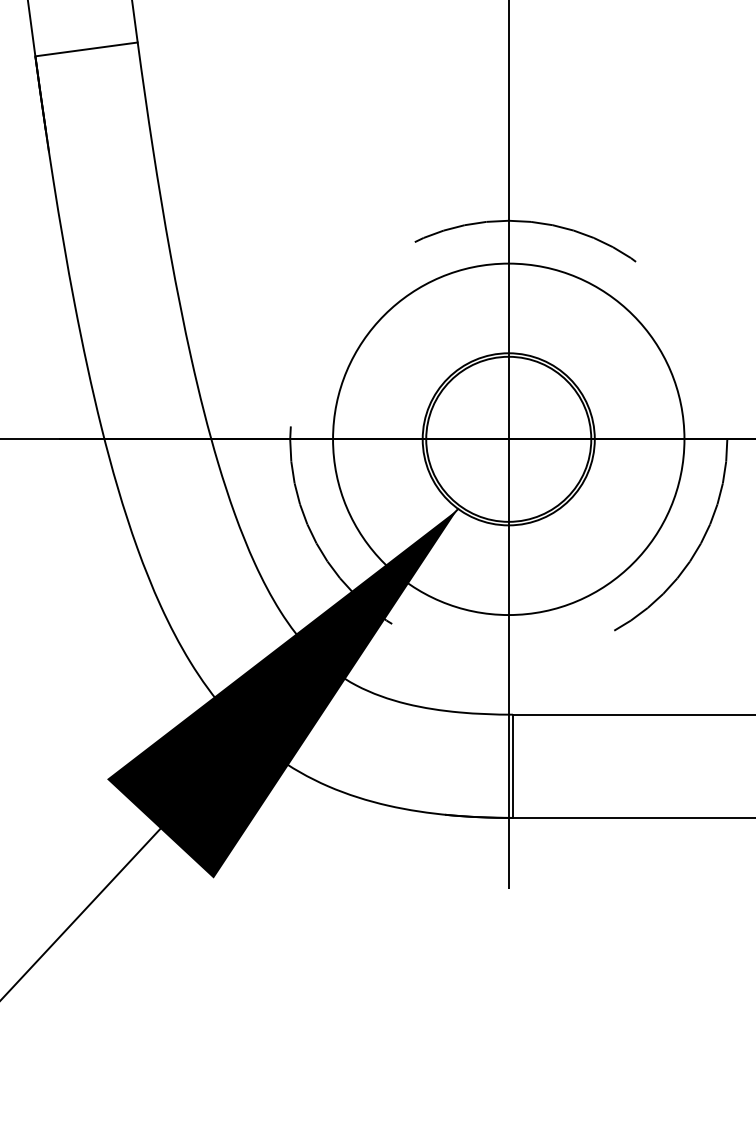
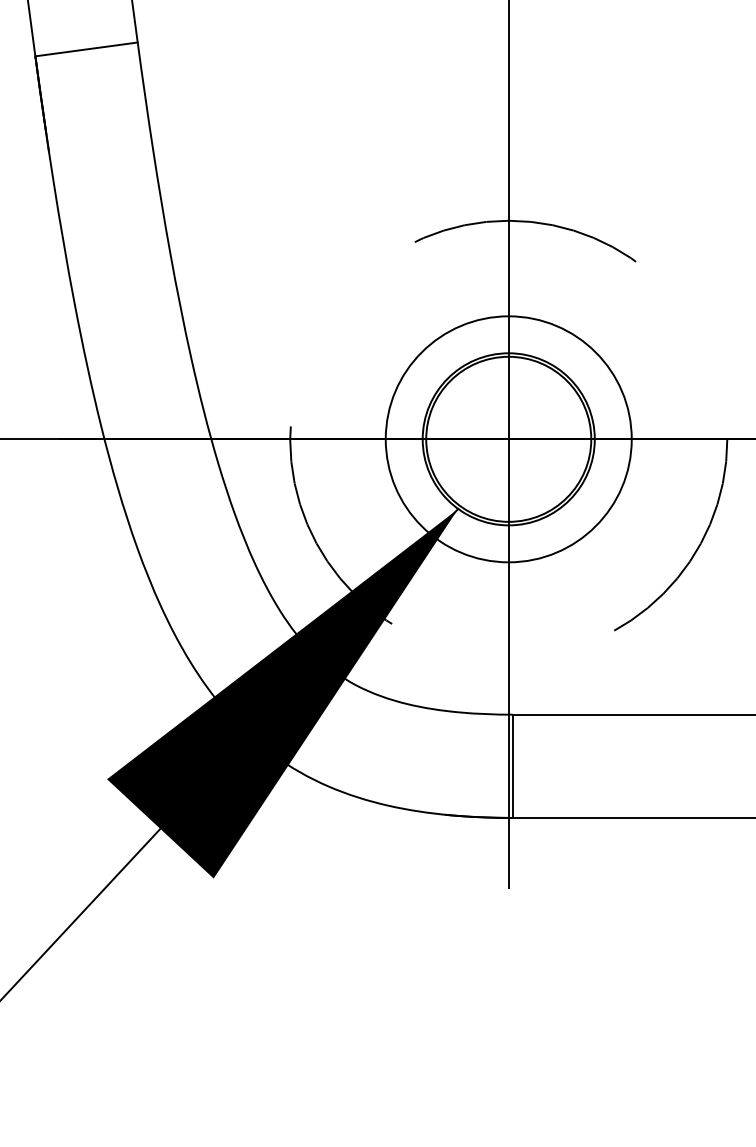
circle diameter: 351 px -> 246 px (508, 439)
